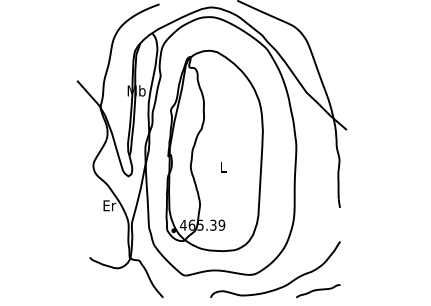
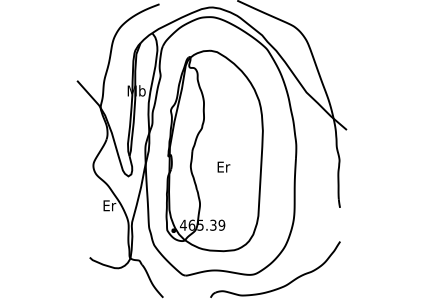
text: L -> Er (223, 166)
curve: present -> none (318, 290)
